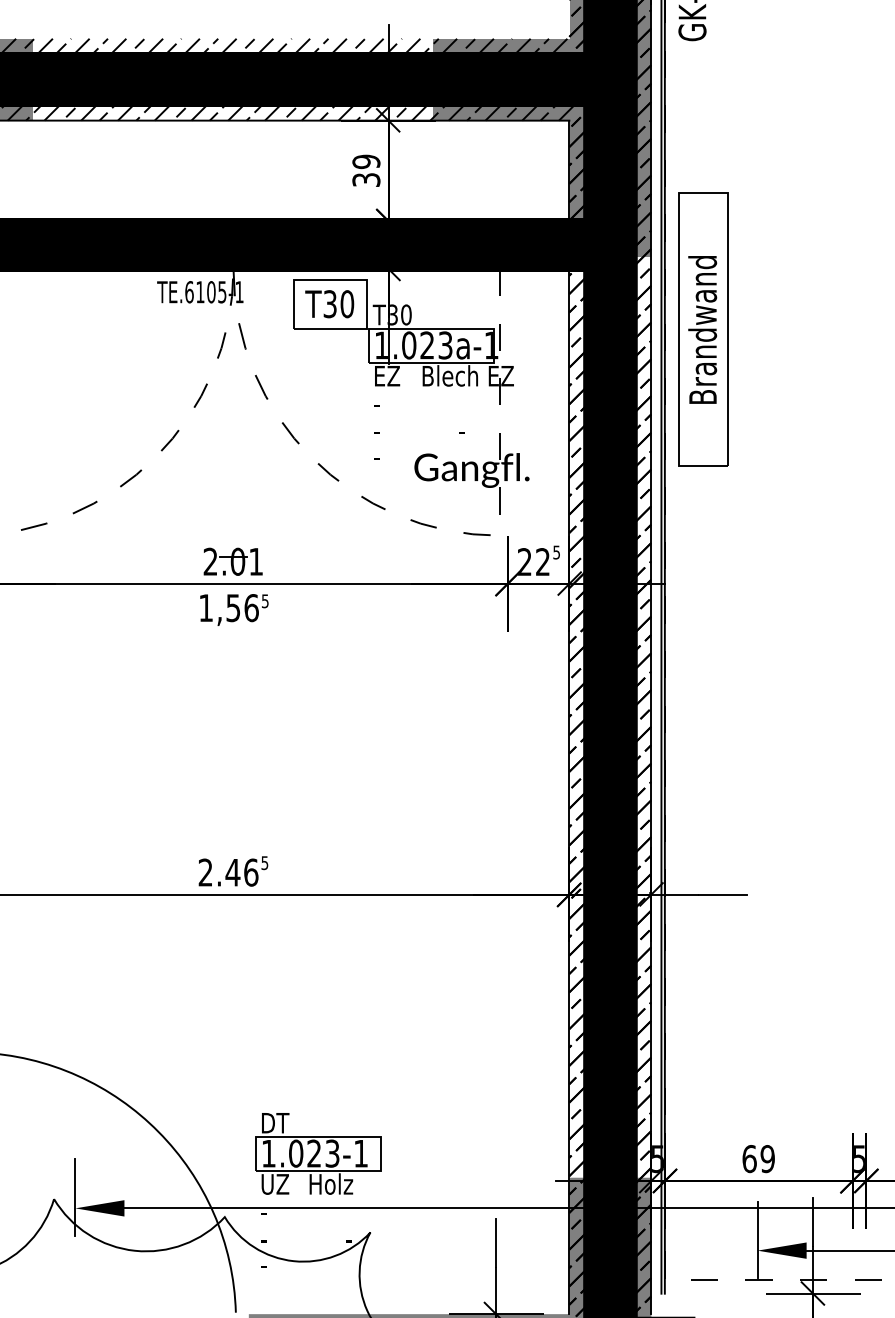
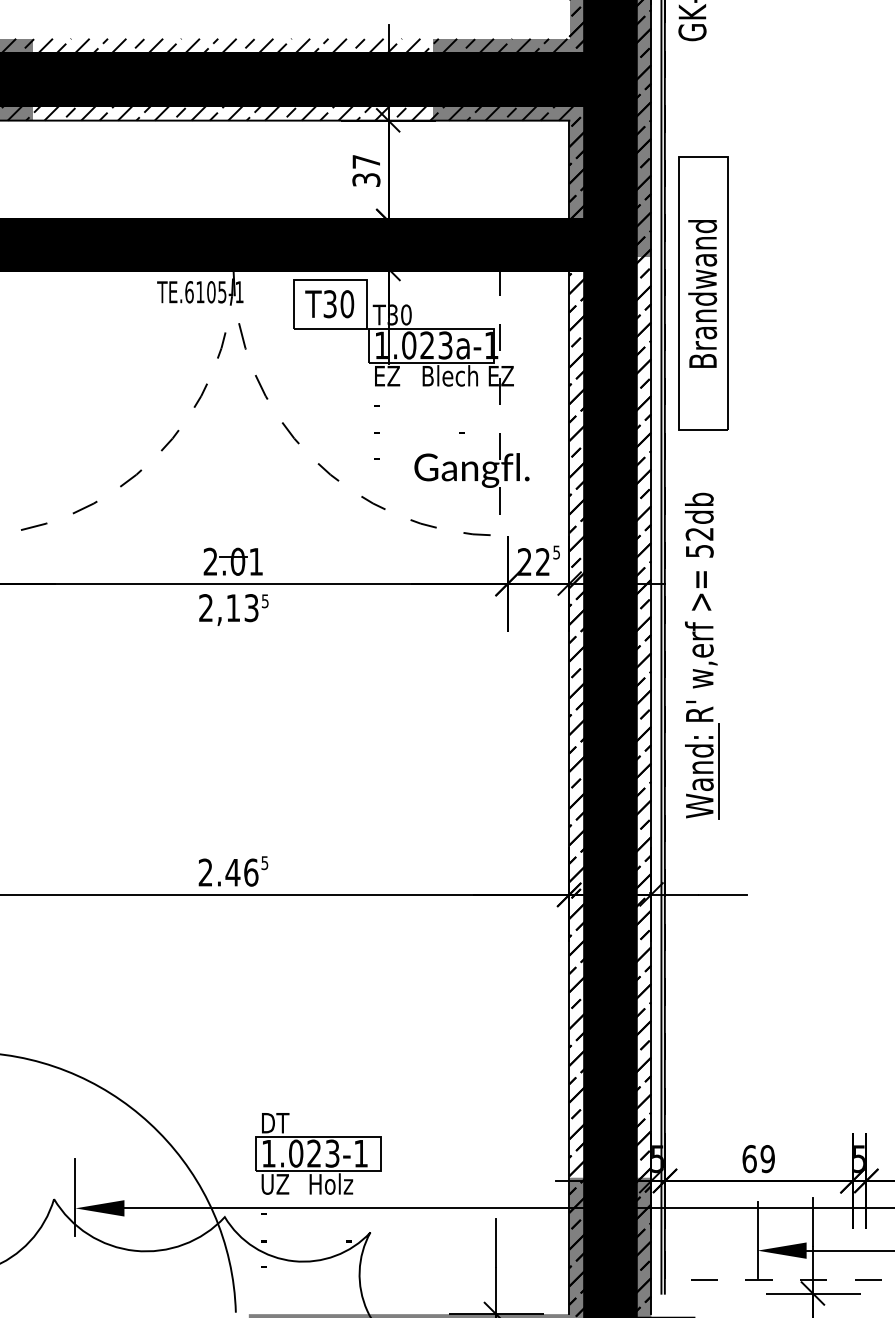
text: 39 -> 37 (366, 161)
part position: (703, 329) -> (703, 293) (703, 293)
text: 1,56 -> 2,13 (228, 608)
part: none -> present (702, 655)
